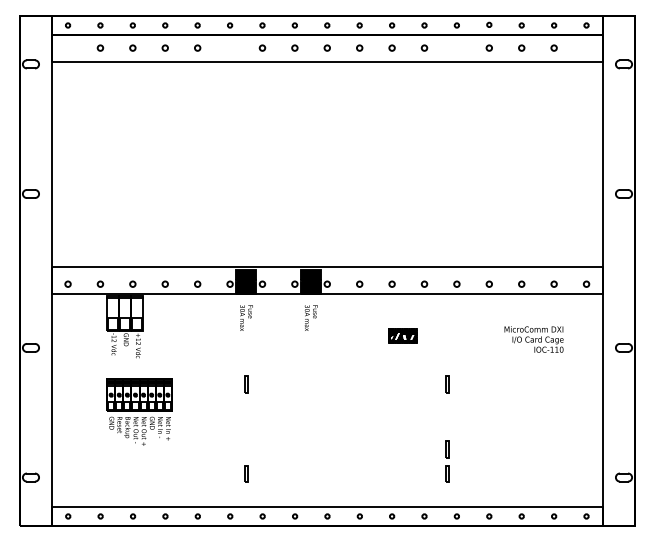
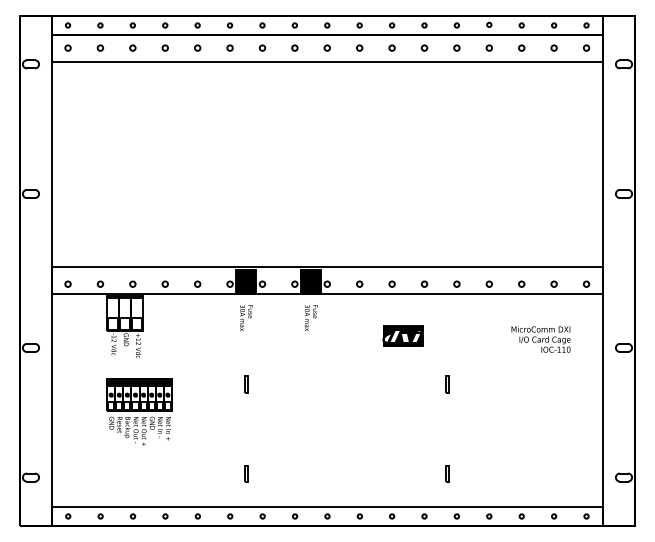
circle: none -> present (67, 47)
circle: none -> present (229, 47)
circle: none -> present (456, 47)
circle: none -> present (586, 47)
part size: 30x16 px -> 42x22 px (402, 335)
text position: (533, 339) -> (540, 339) (540, 339)
part: present -> none (447, 449)
